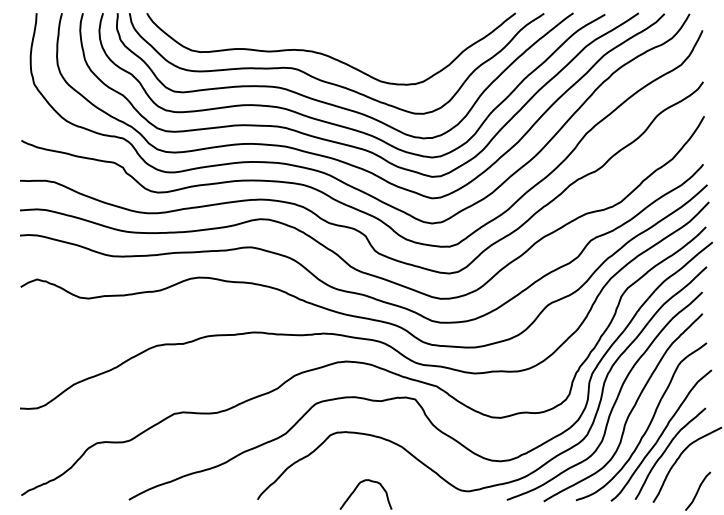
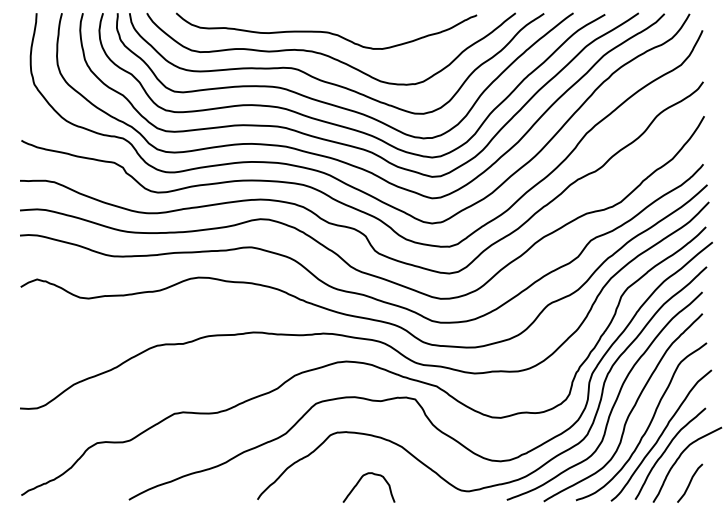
curve: none -> present (326, 31)
curve position: (356, 489) -> (359, 482) (359, 482)
curve position: (698, 490) -> (690, 482) (690, 482)
